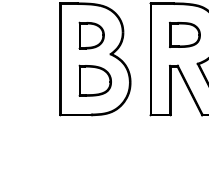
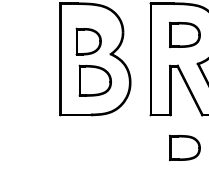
part position: (91, 35) -> (88, 41) (88, 41)
part: none -> present (184, 147)
